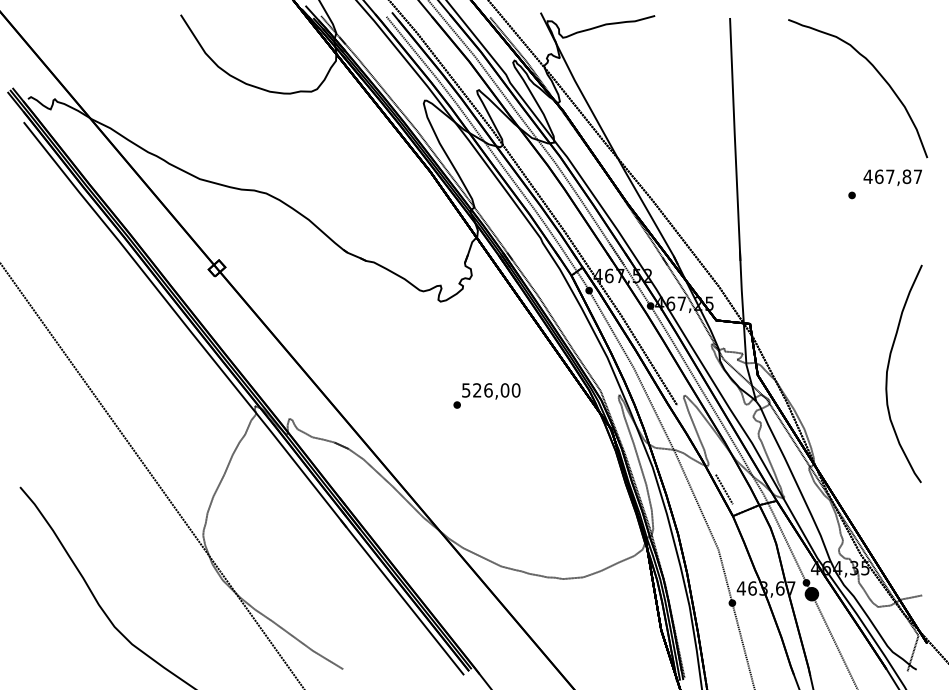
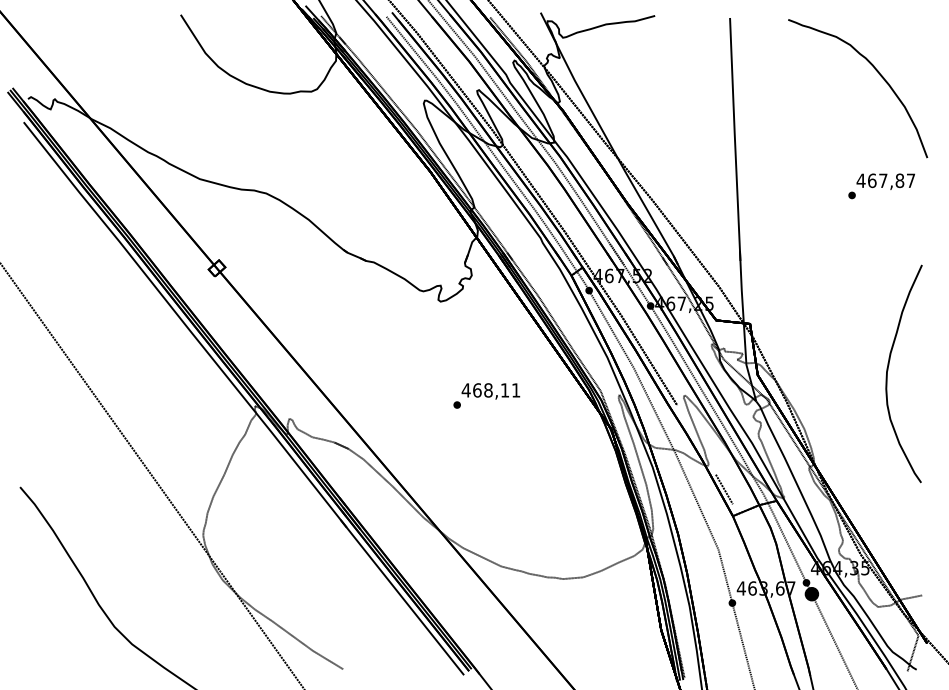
text position: (892, 177) -> (885, 181) (885, 181)
text: 526,00 -> 468,11 (490, 390)
